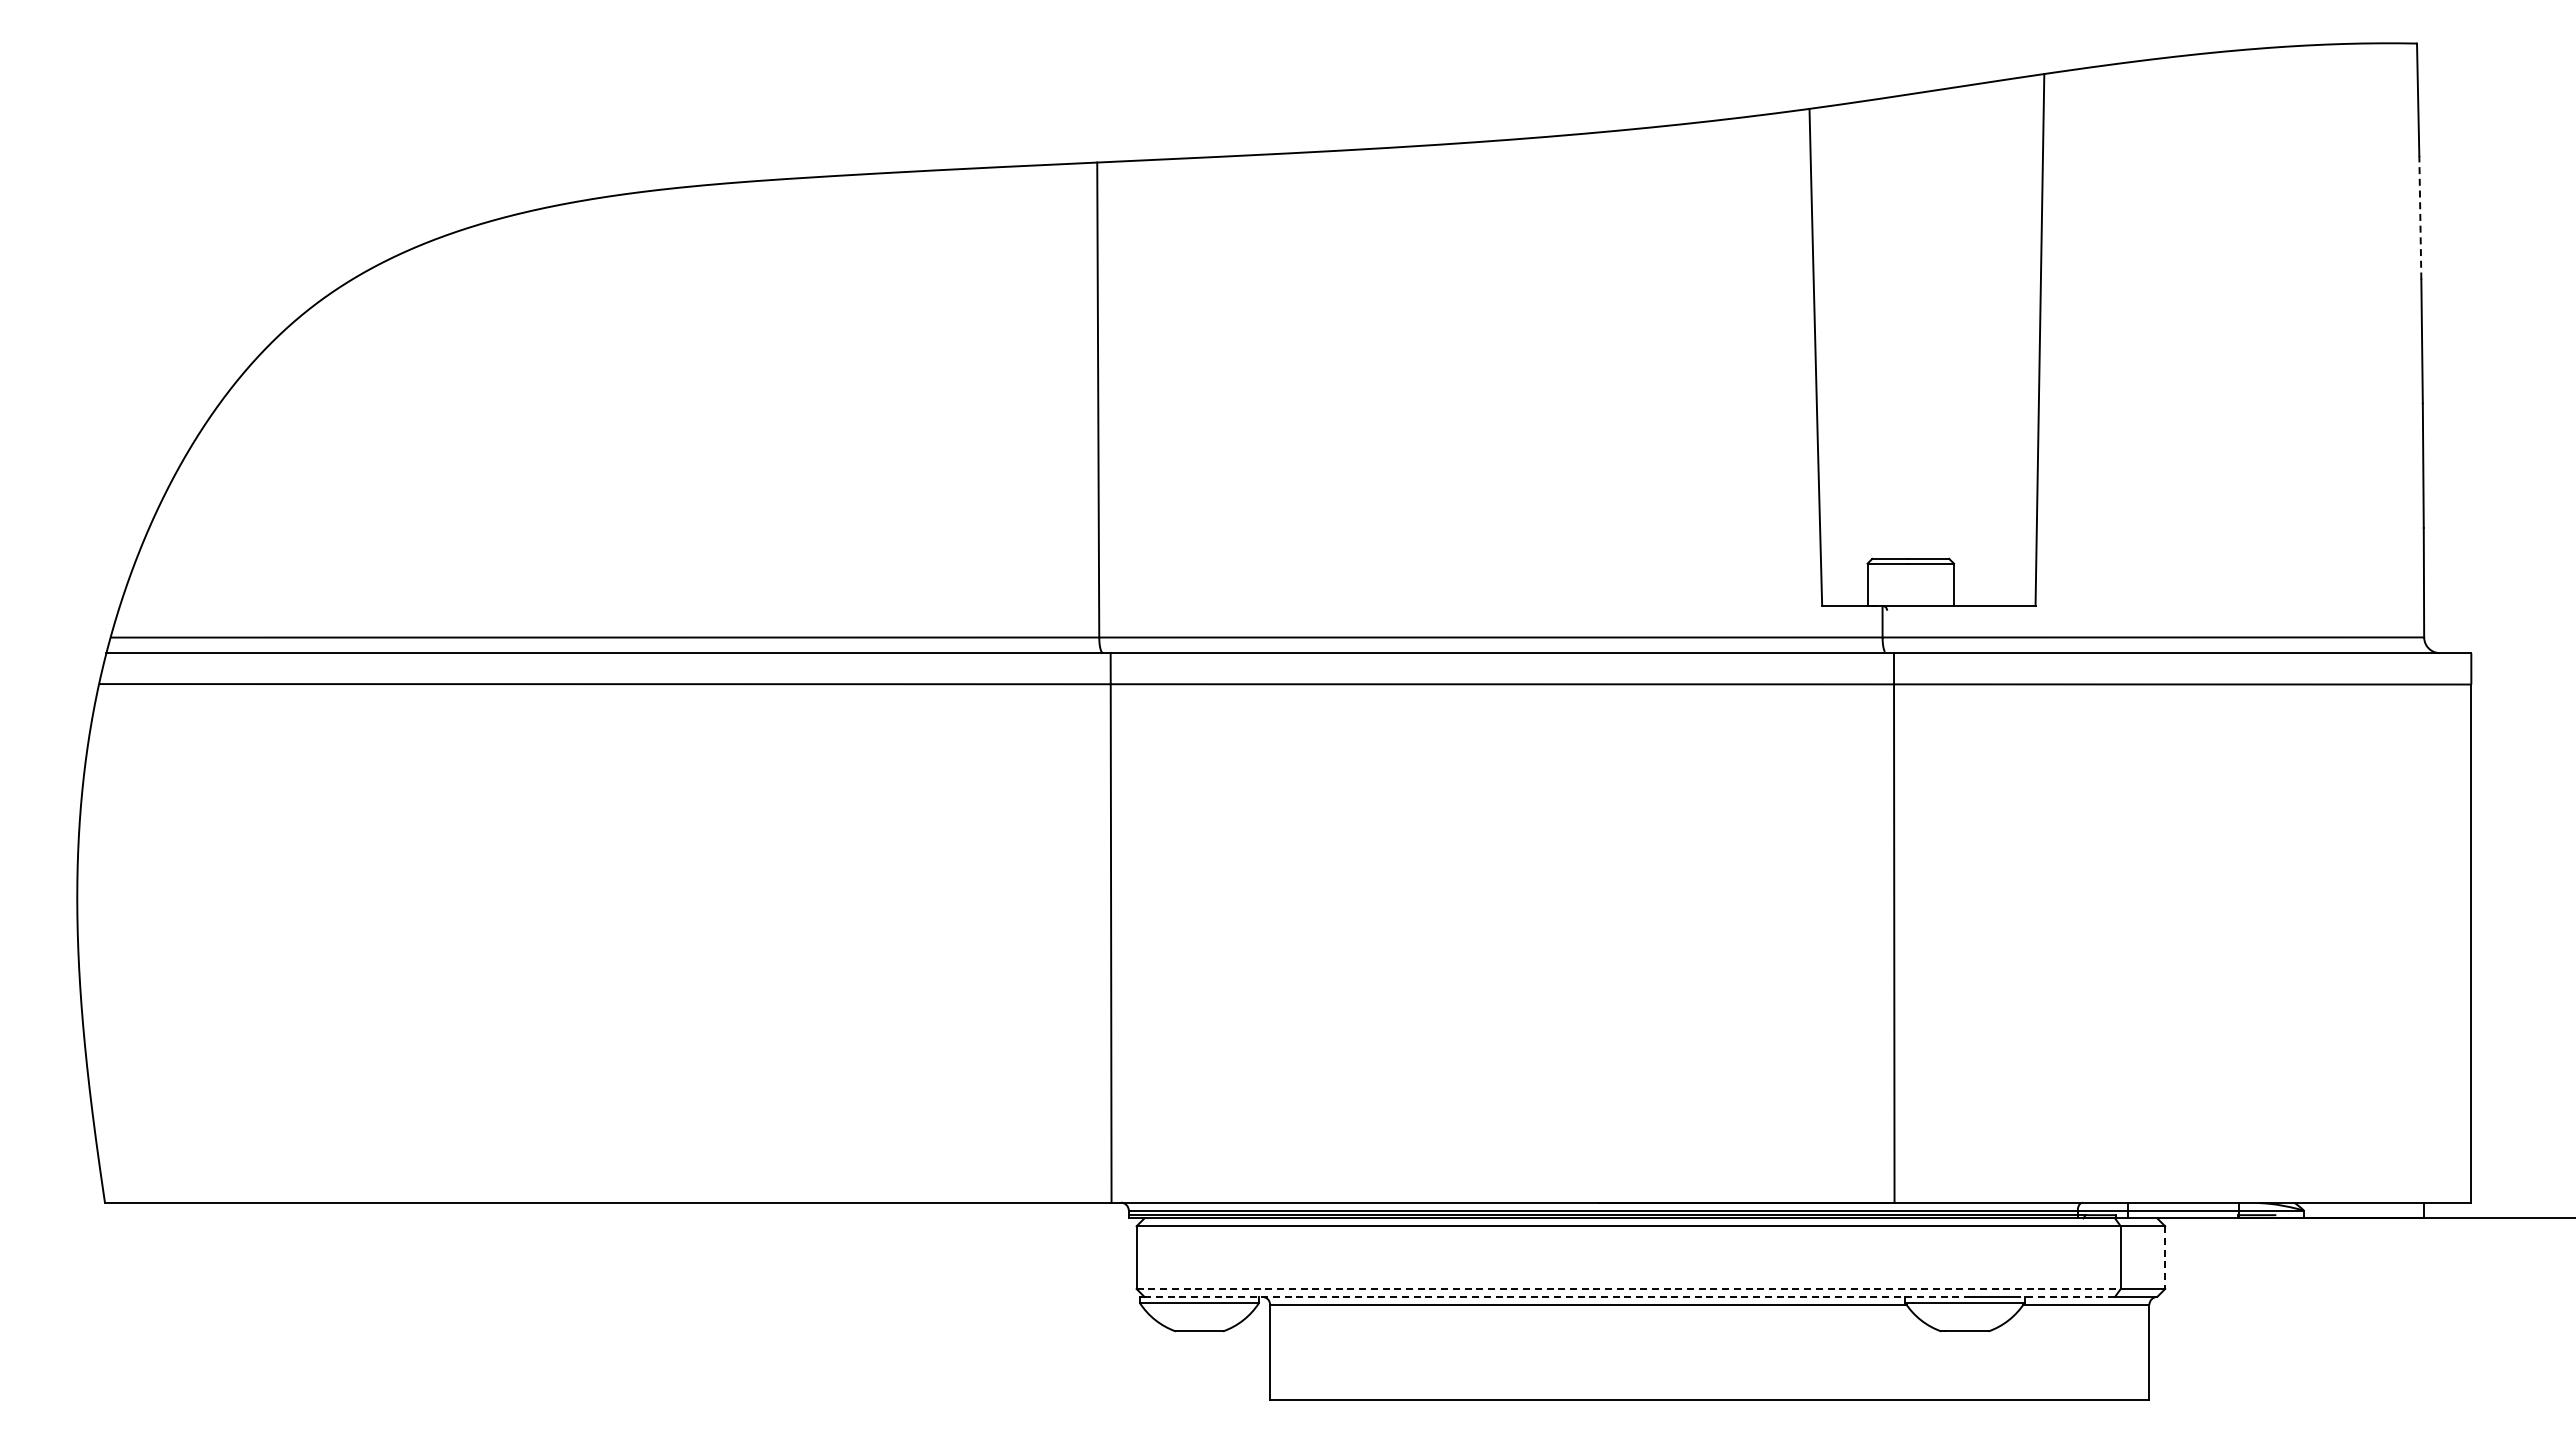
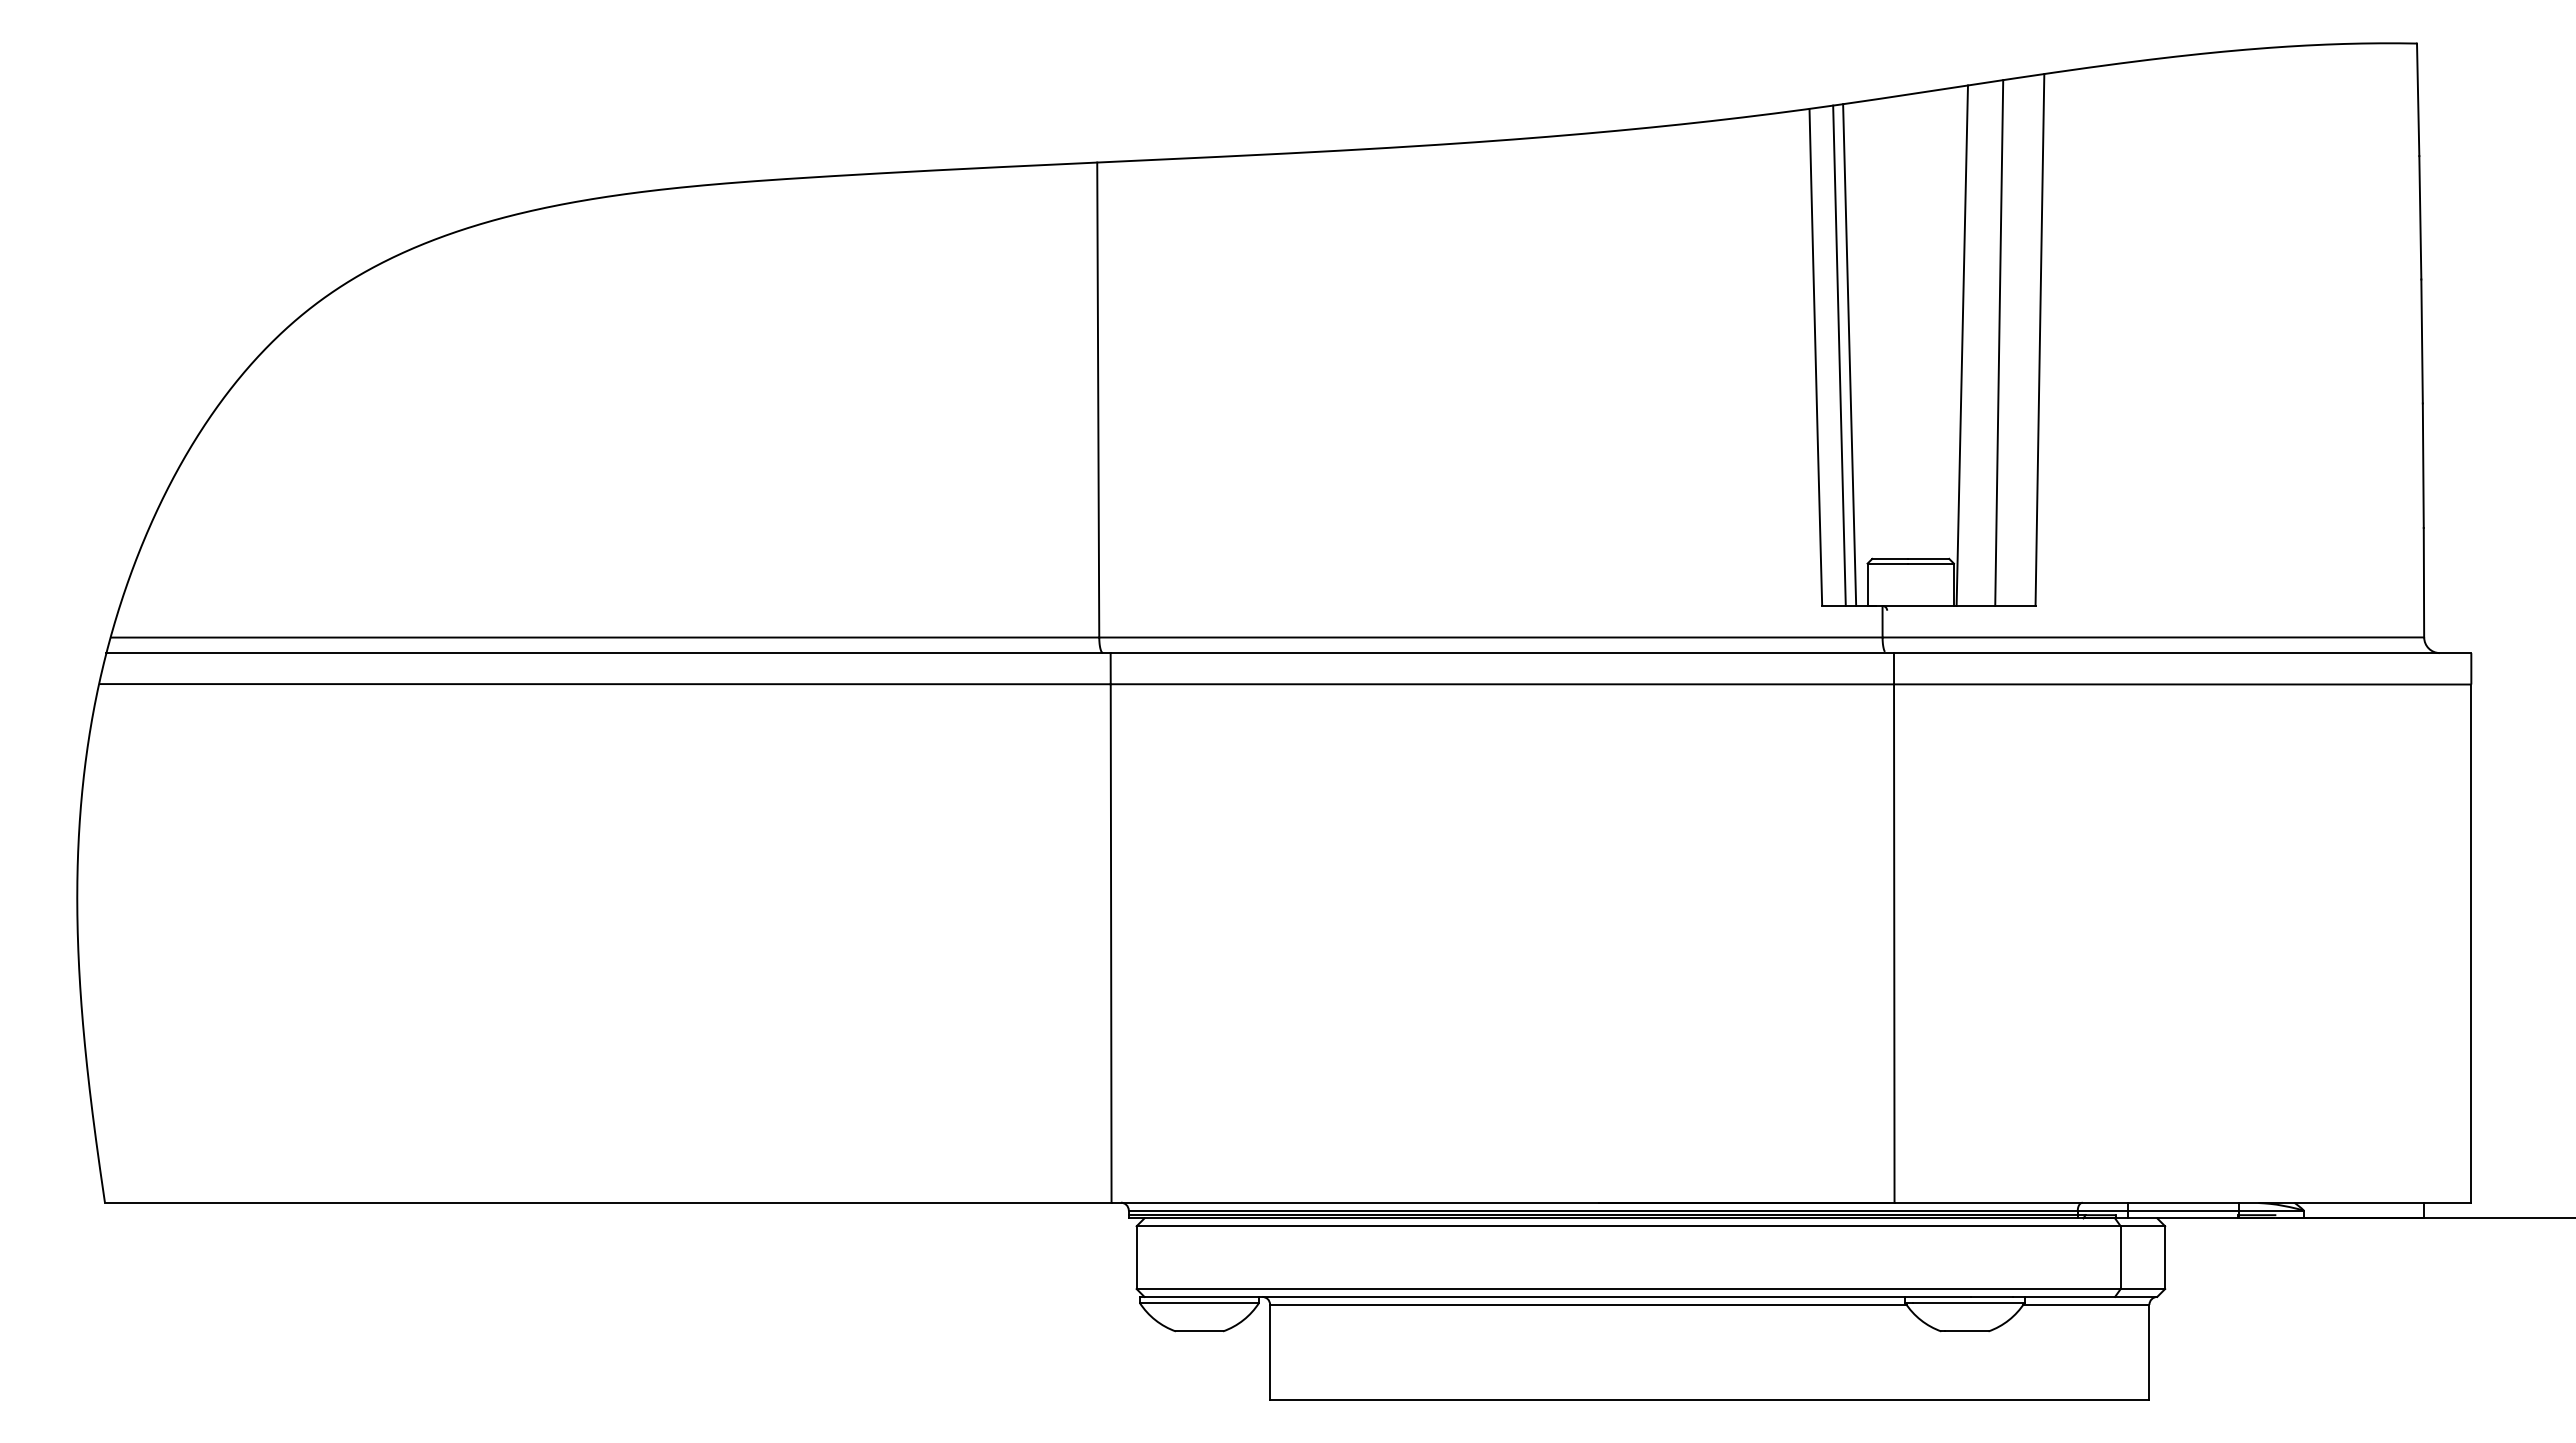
line: dashed -> solid (2420, 217)
line: none -> present (1999, 343)
line: none -> present (1961, 345)
line: none -> present (1839, 355)
line: none -> present (1849, 355)
line: dashed -> solid (2165, 1258)
line: dashed -> solid (1629, 1289)
line: dashed -> solid (1558, 1296)
line: dashed -> solid (2064, 1296)
